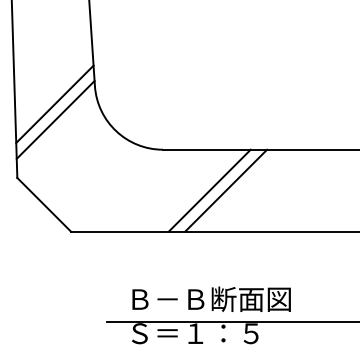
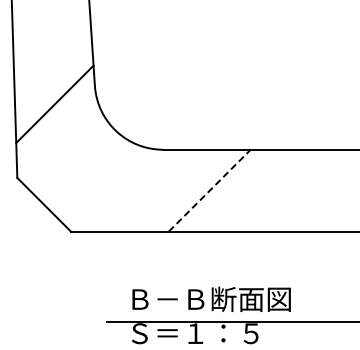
line: present -> none (55, 119)
line: solid -> dashed (209, 190)
line: present -> none (226, 190)
